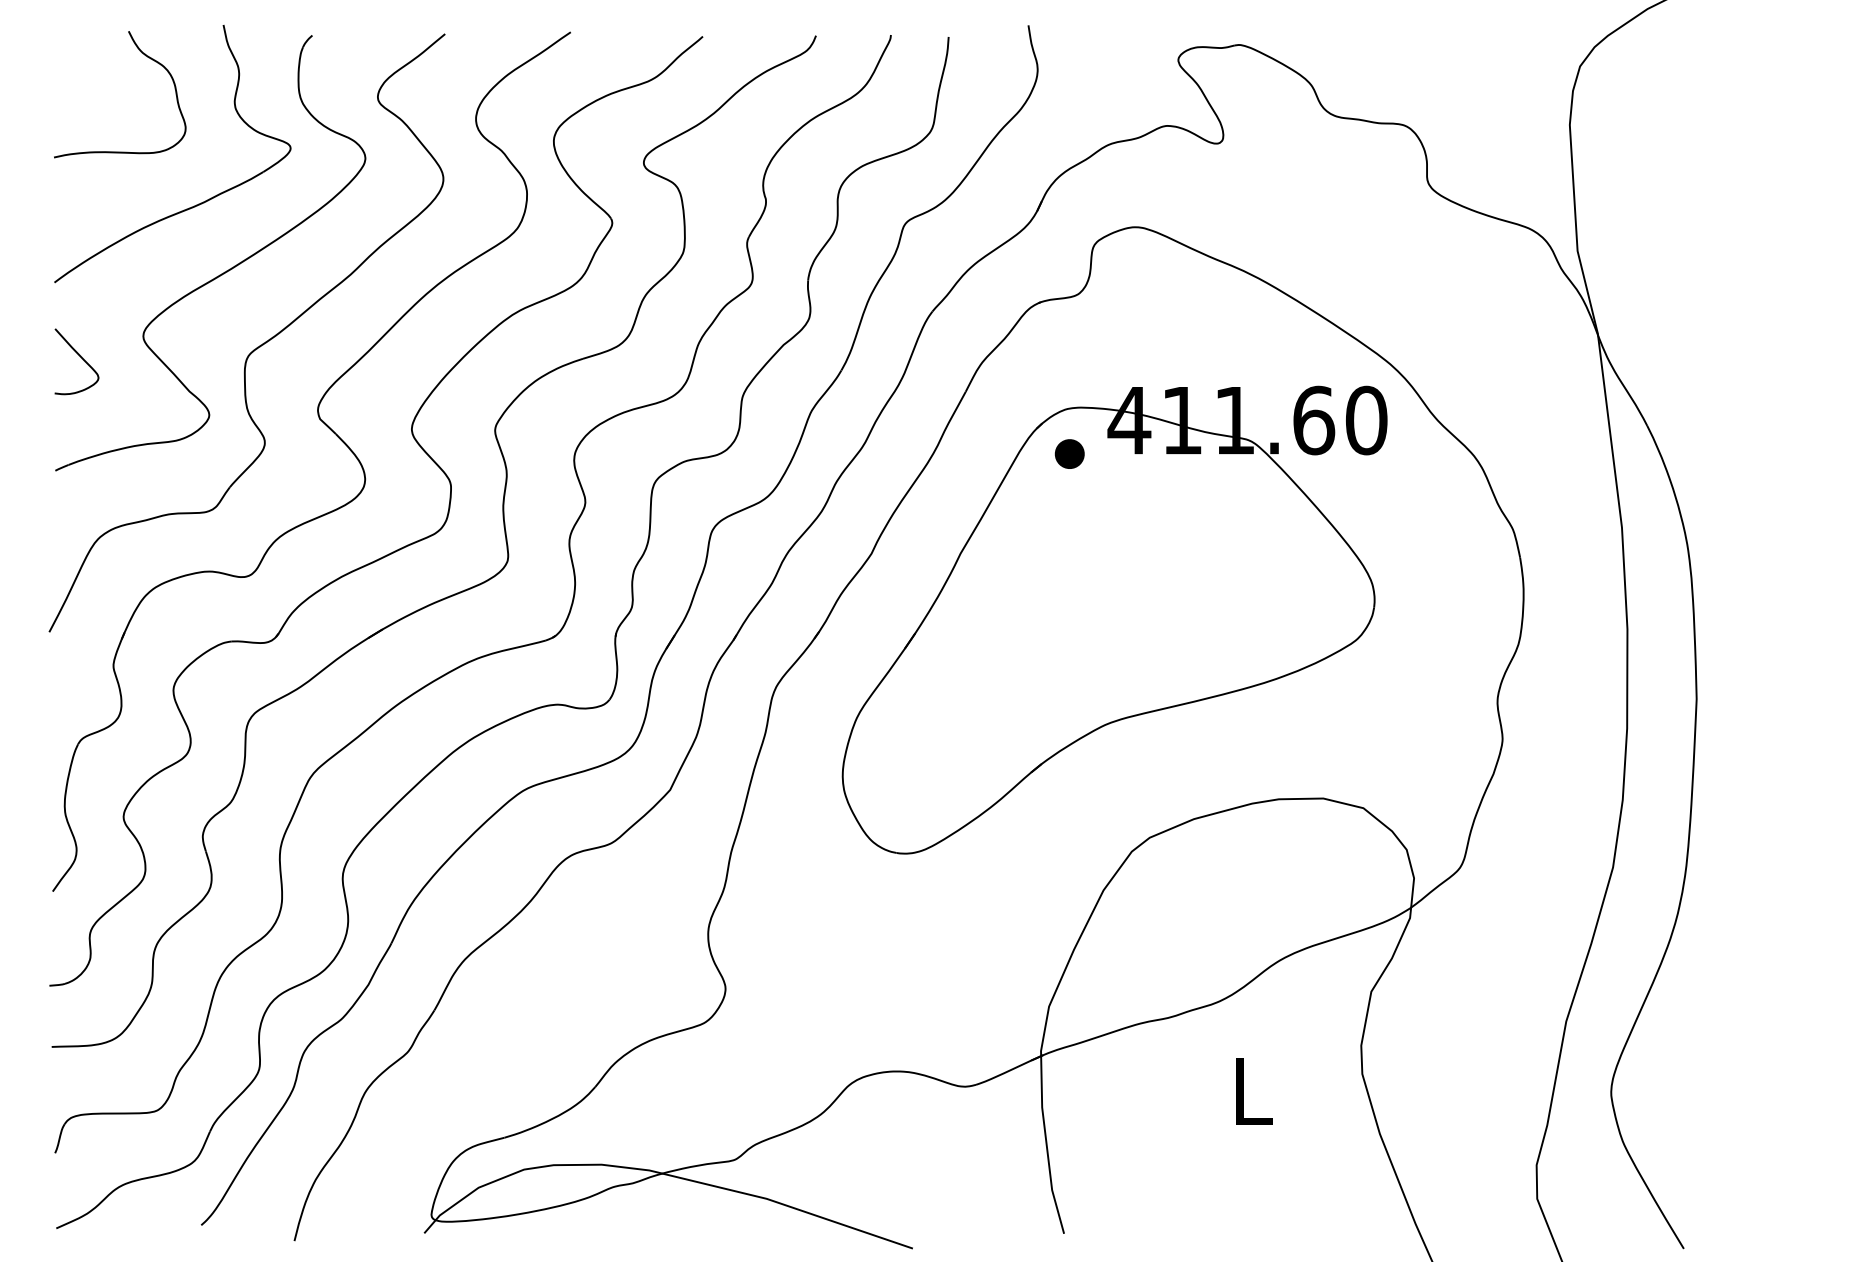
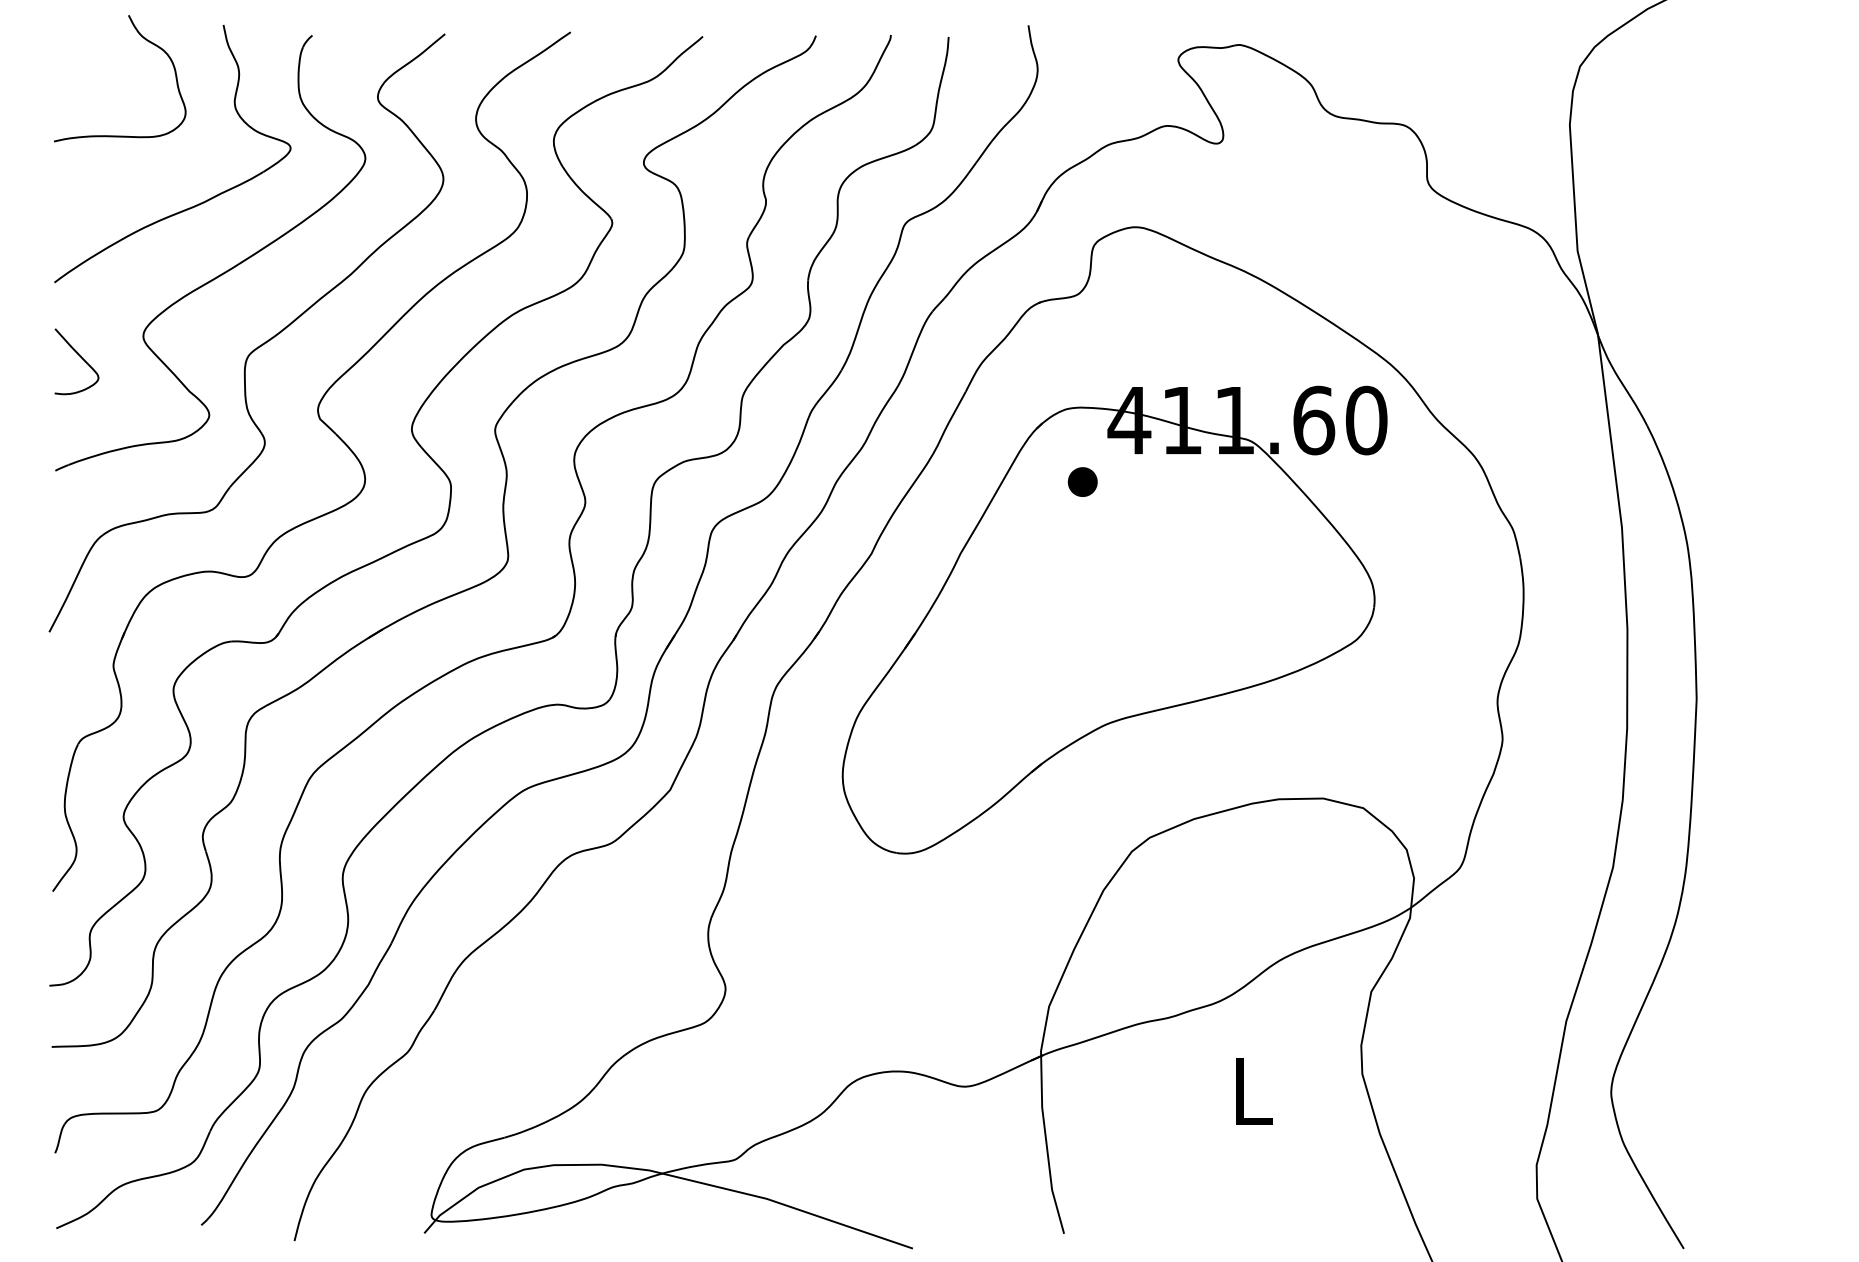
curve position: (145, 56) -> (145, 40) (145, 40)
part position: (1069, 453) -> (1082, 481) (1082, 481)
